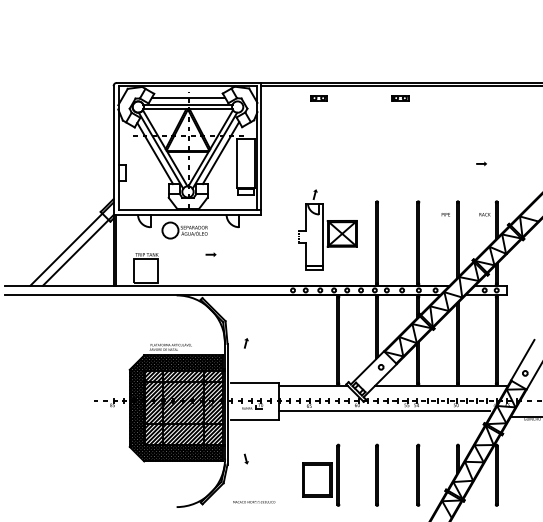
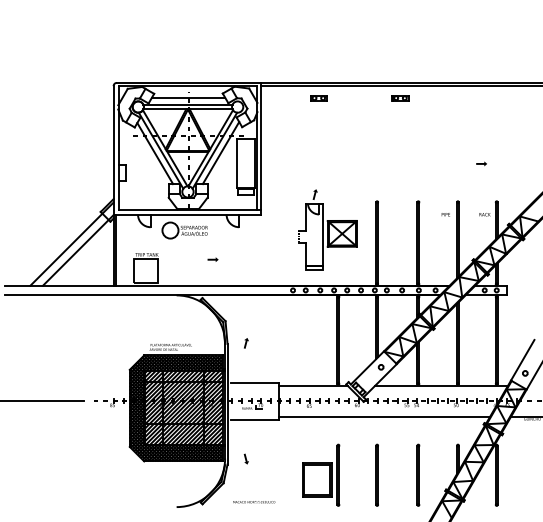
part position: (210, 254) -> (212, 259) (212, 259)
line: none -> present (42, 401)
line position: (384, 410) -> (384, 416) (384, 416)
